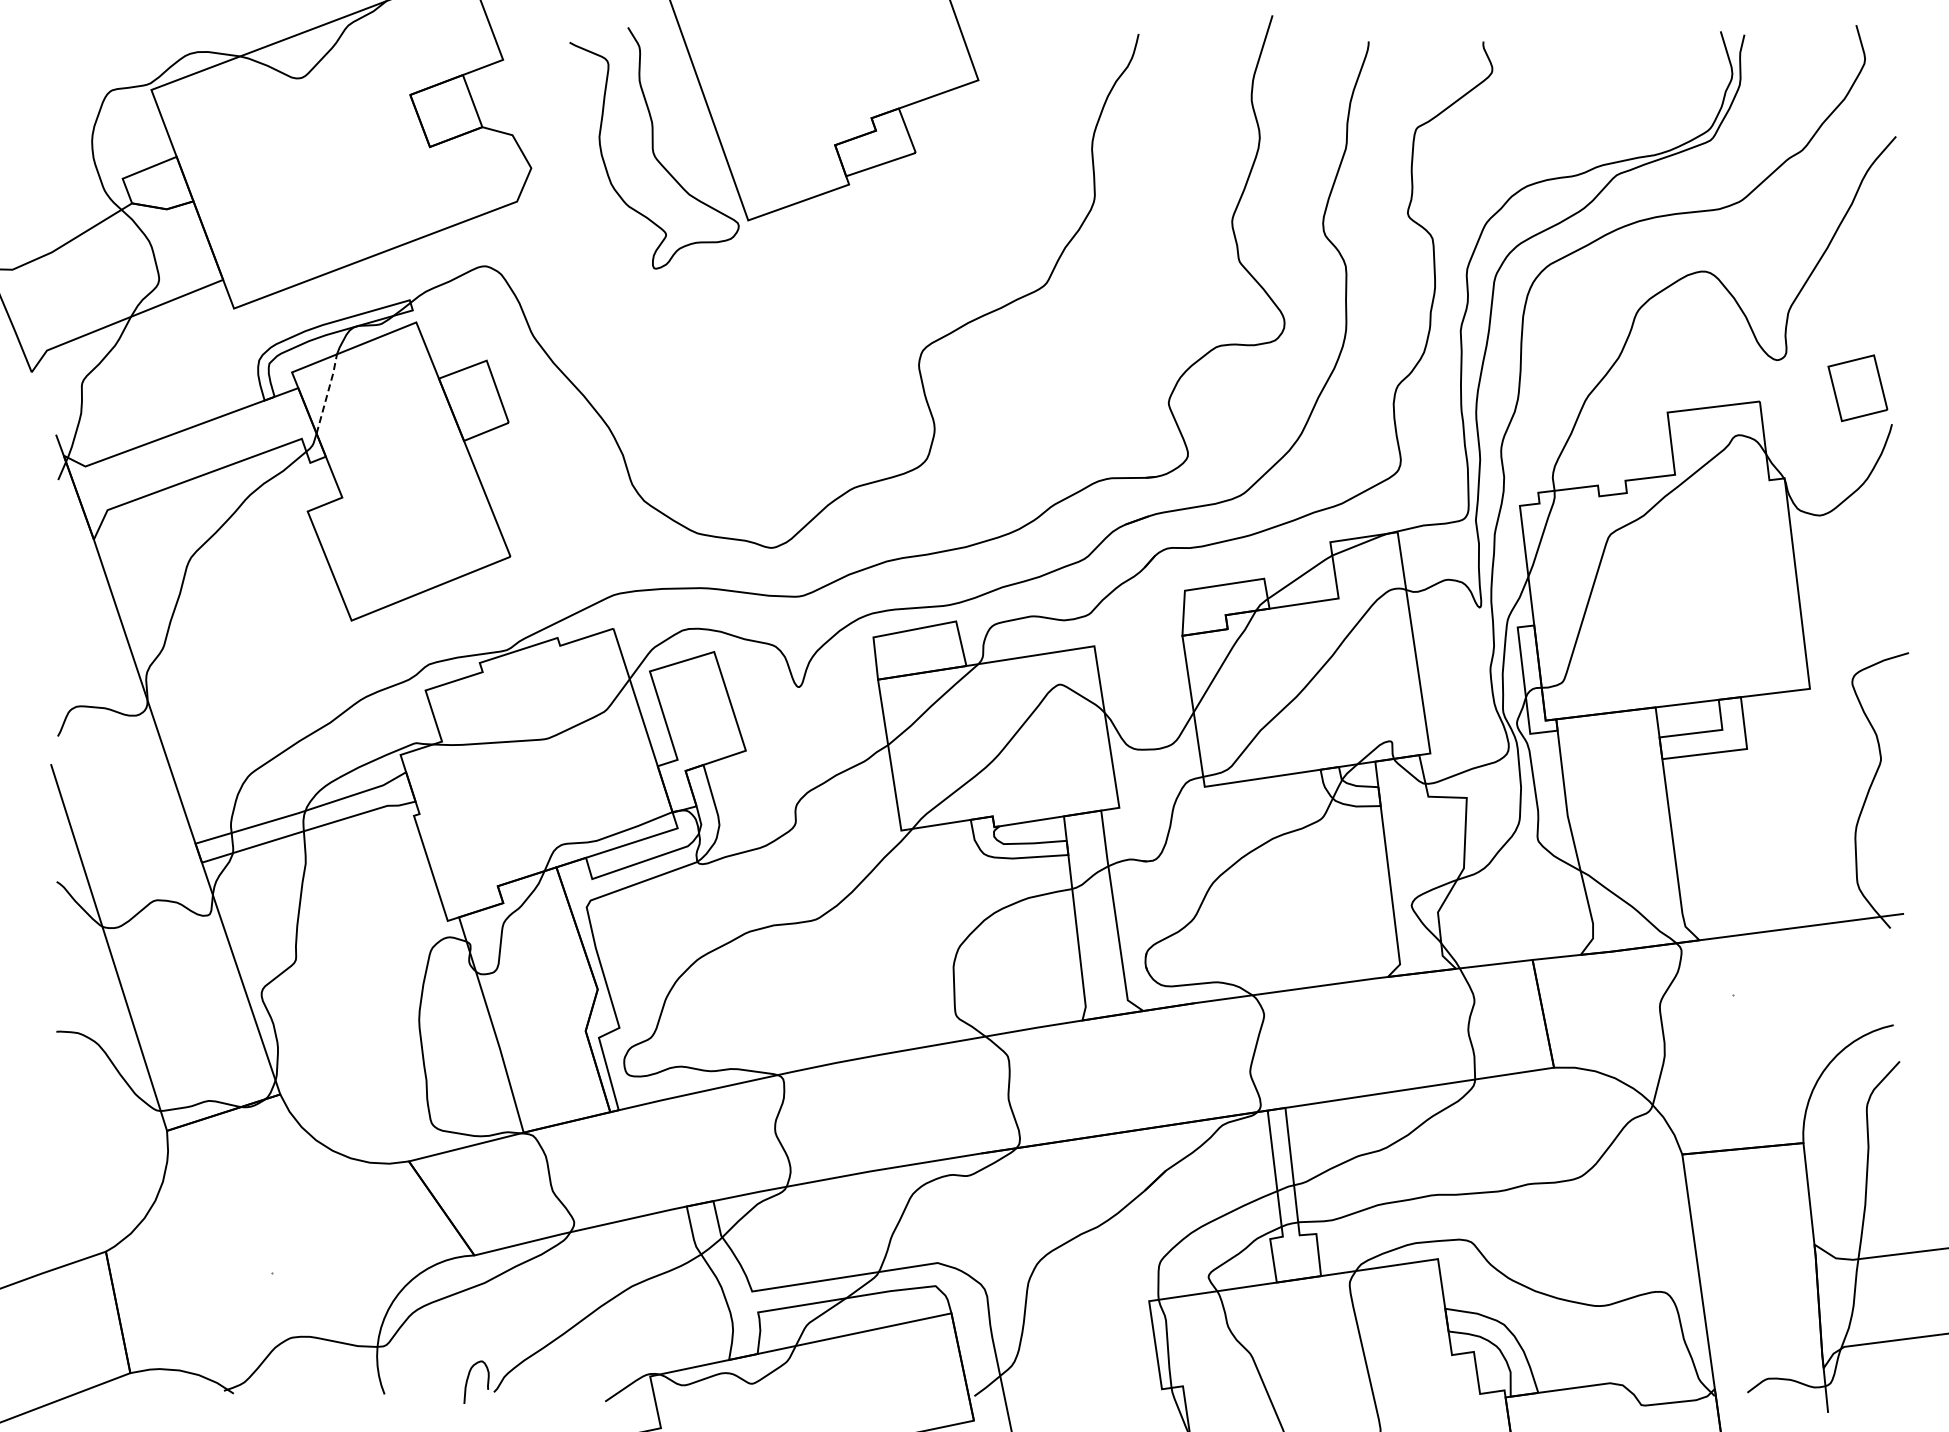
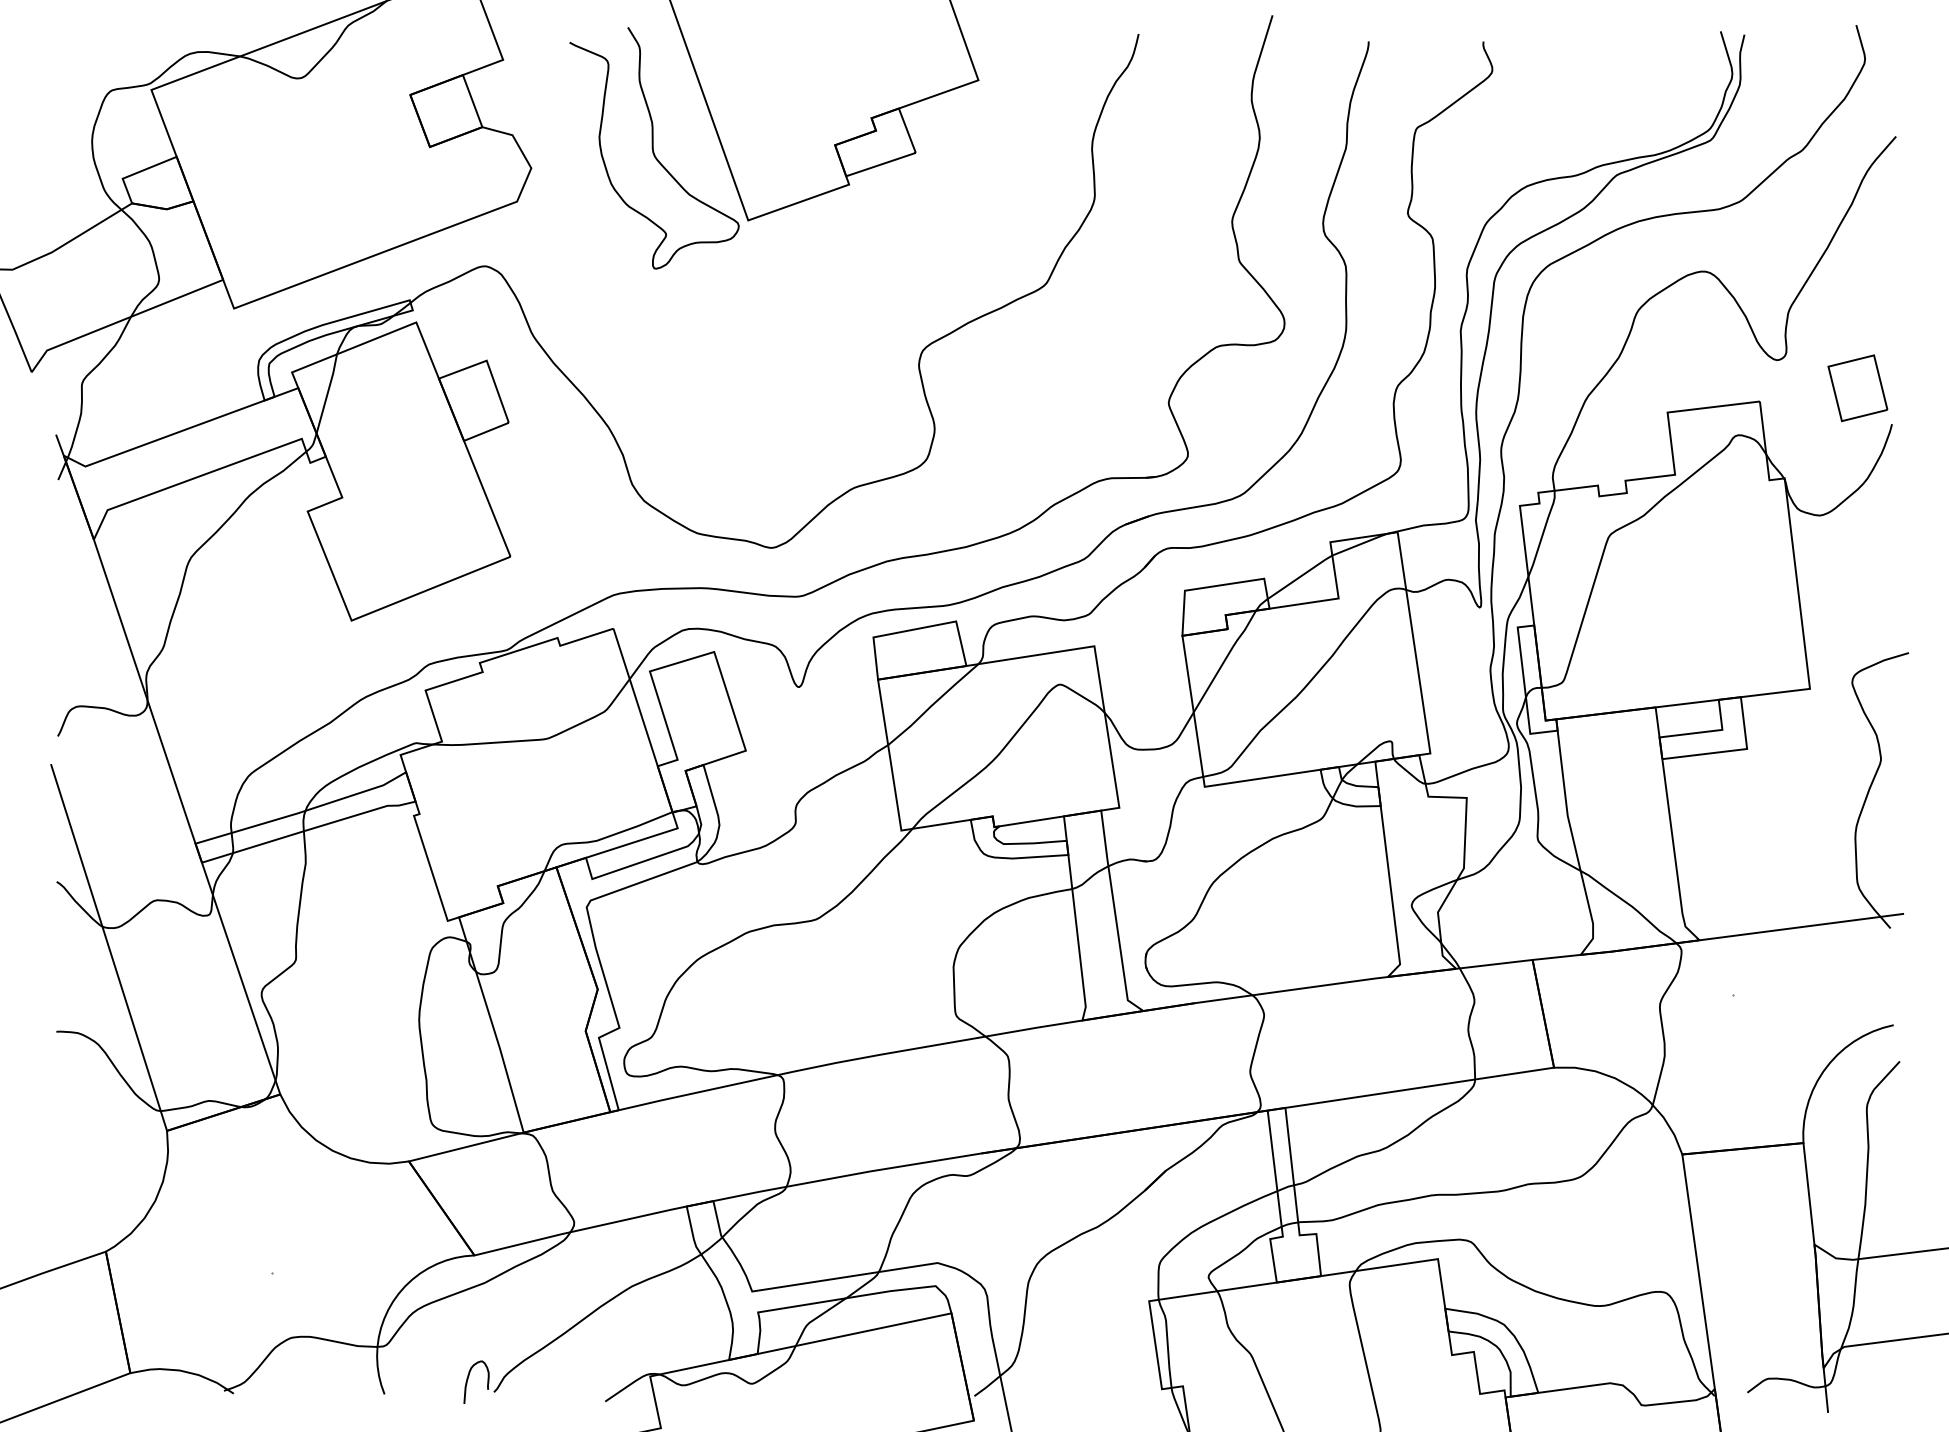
line: dashed -> solid (327, 393)
